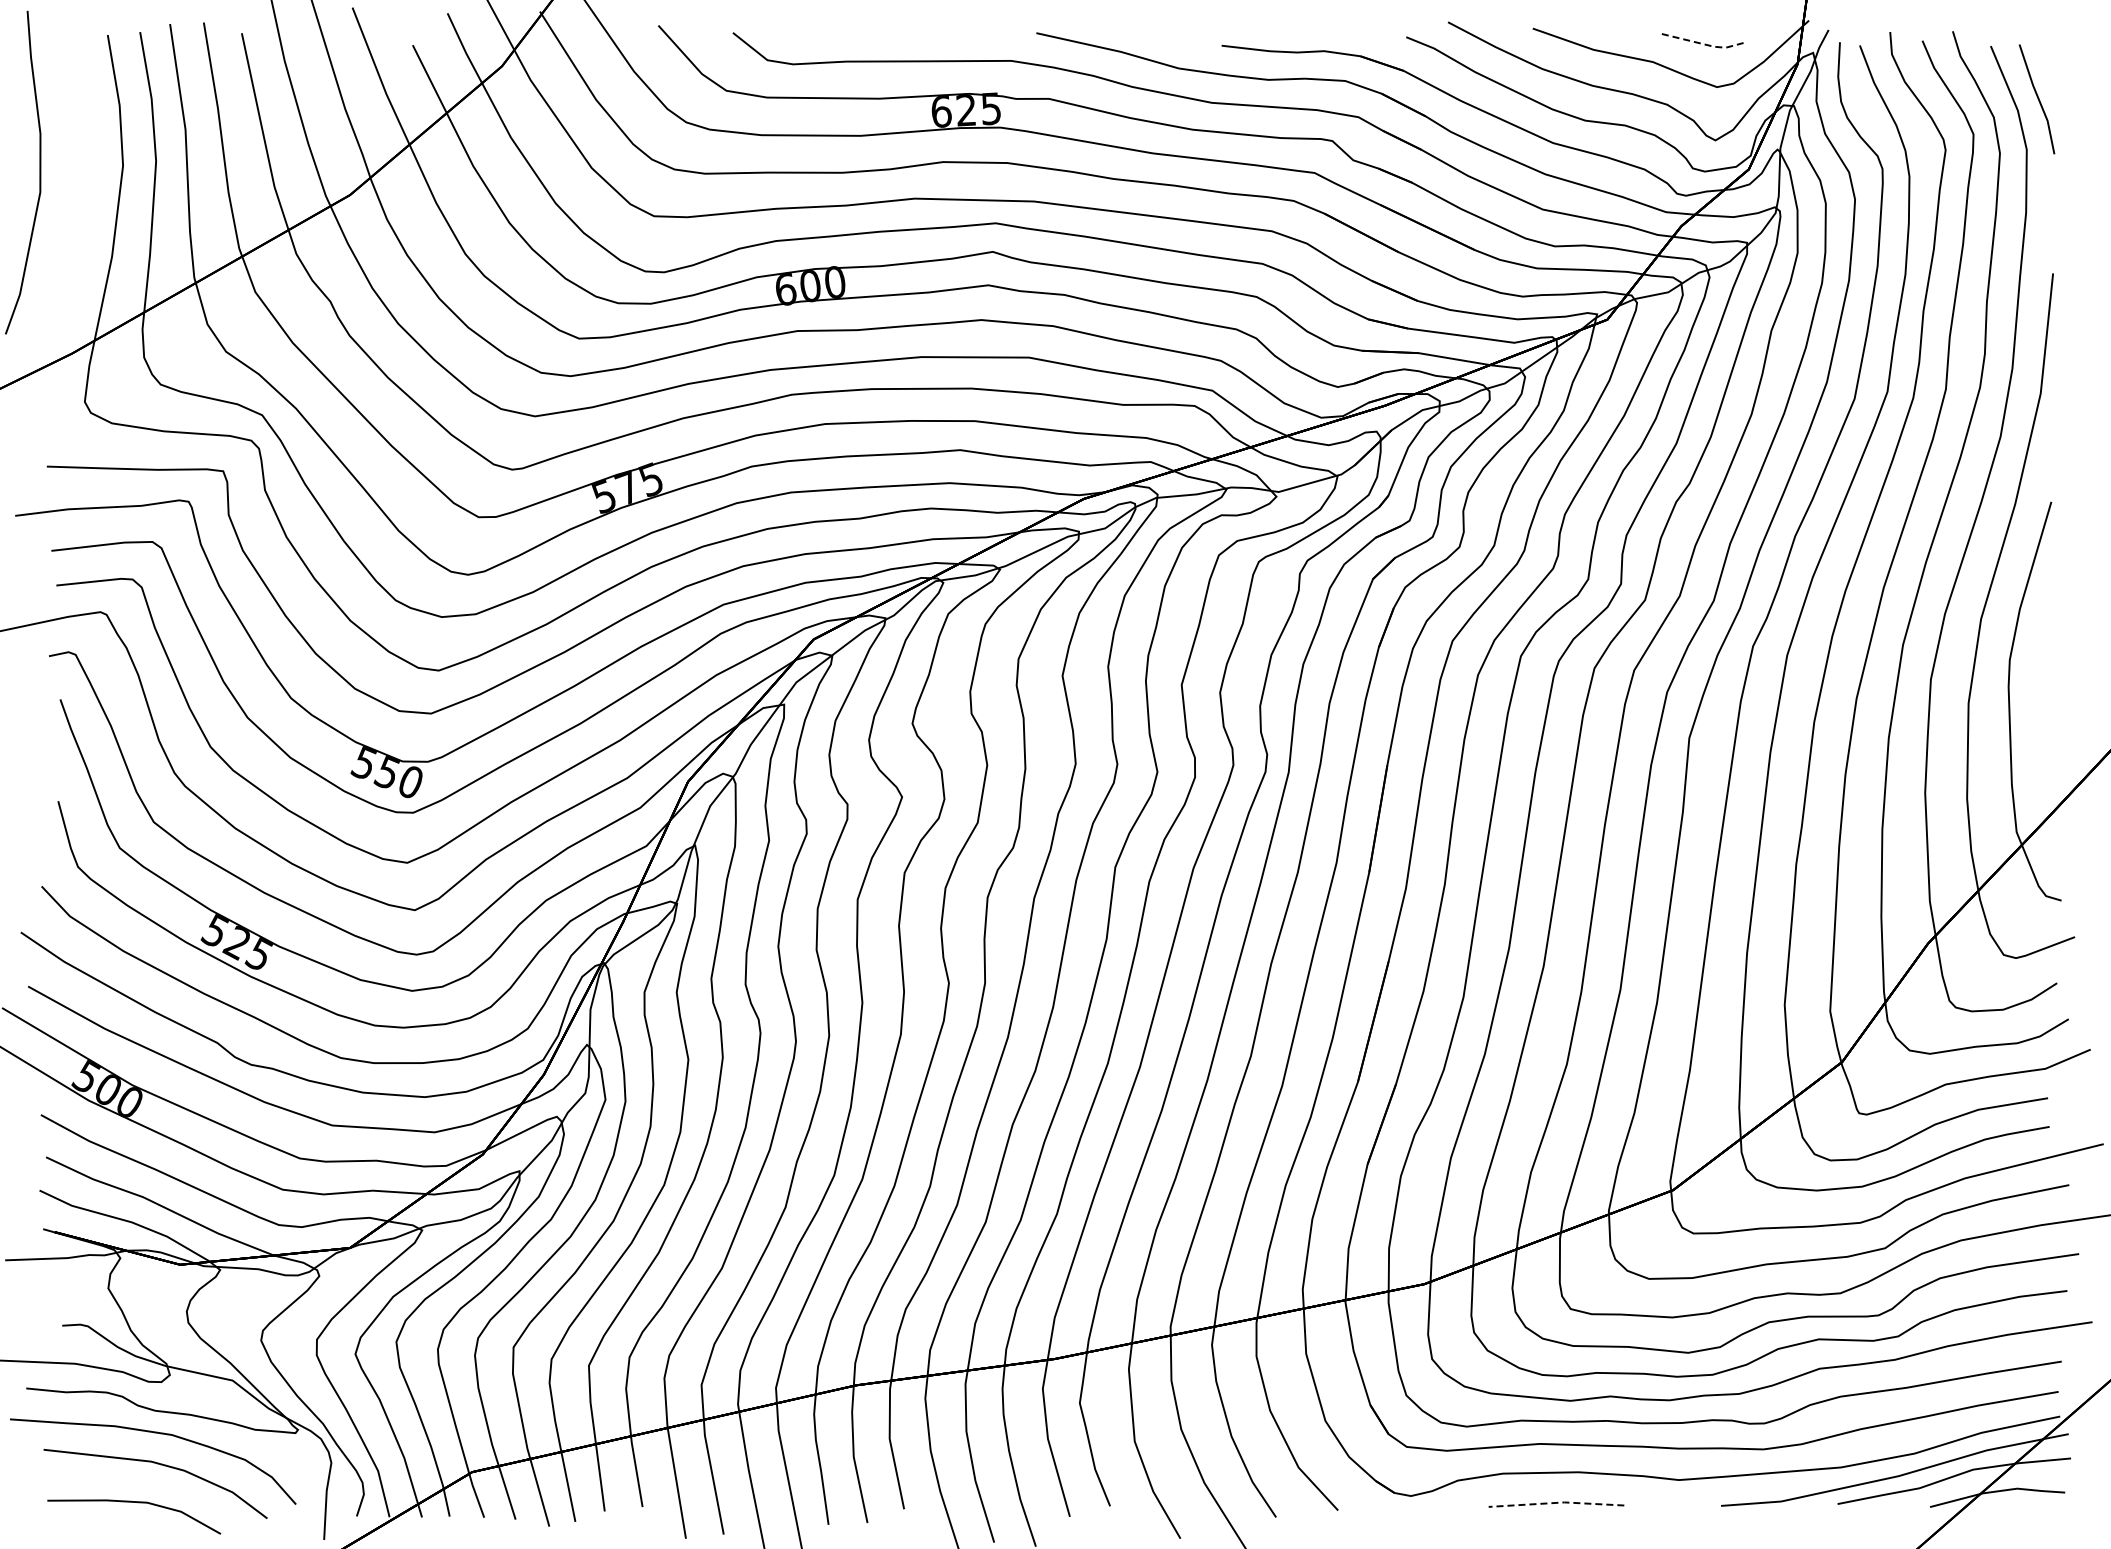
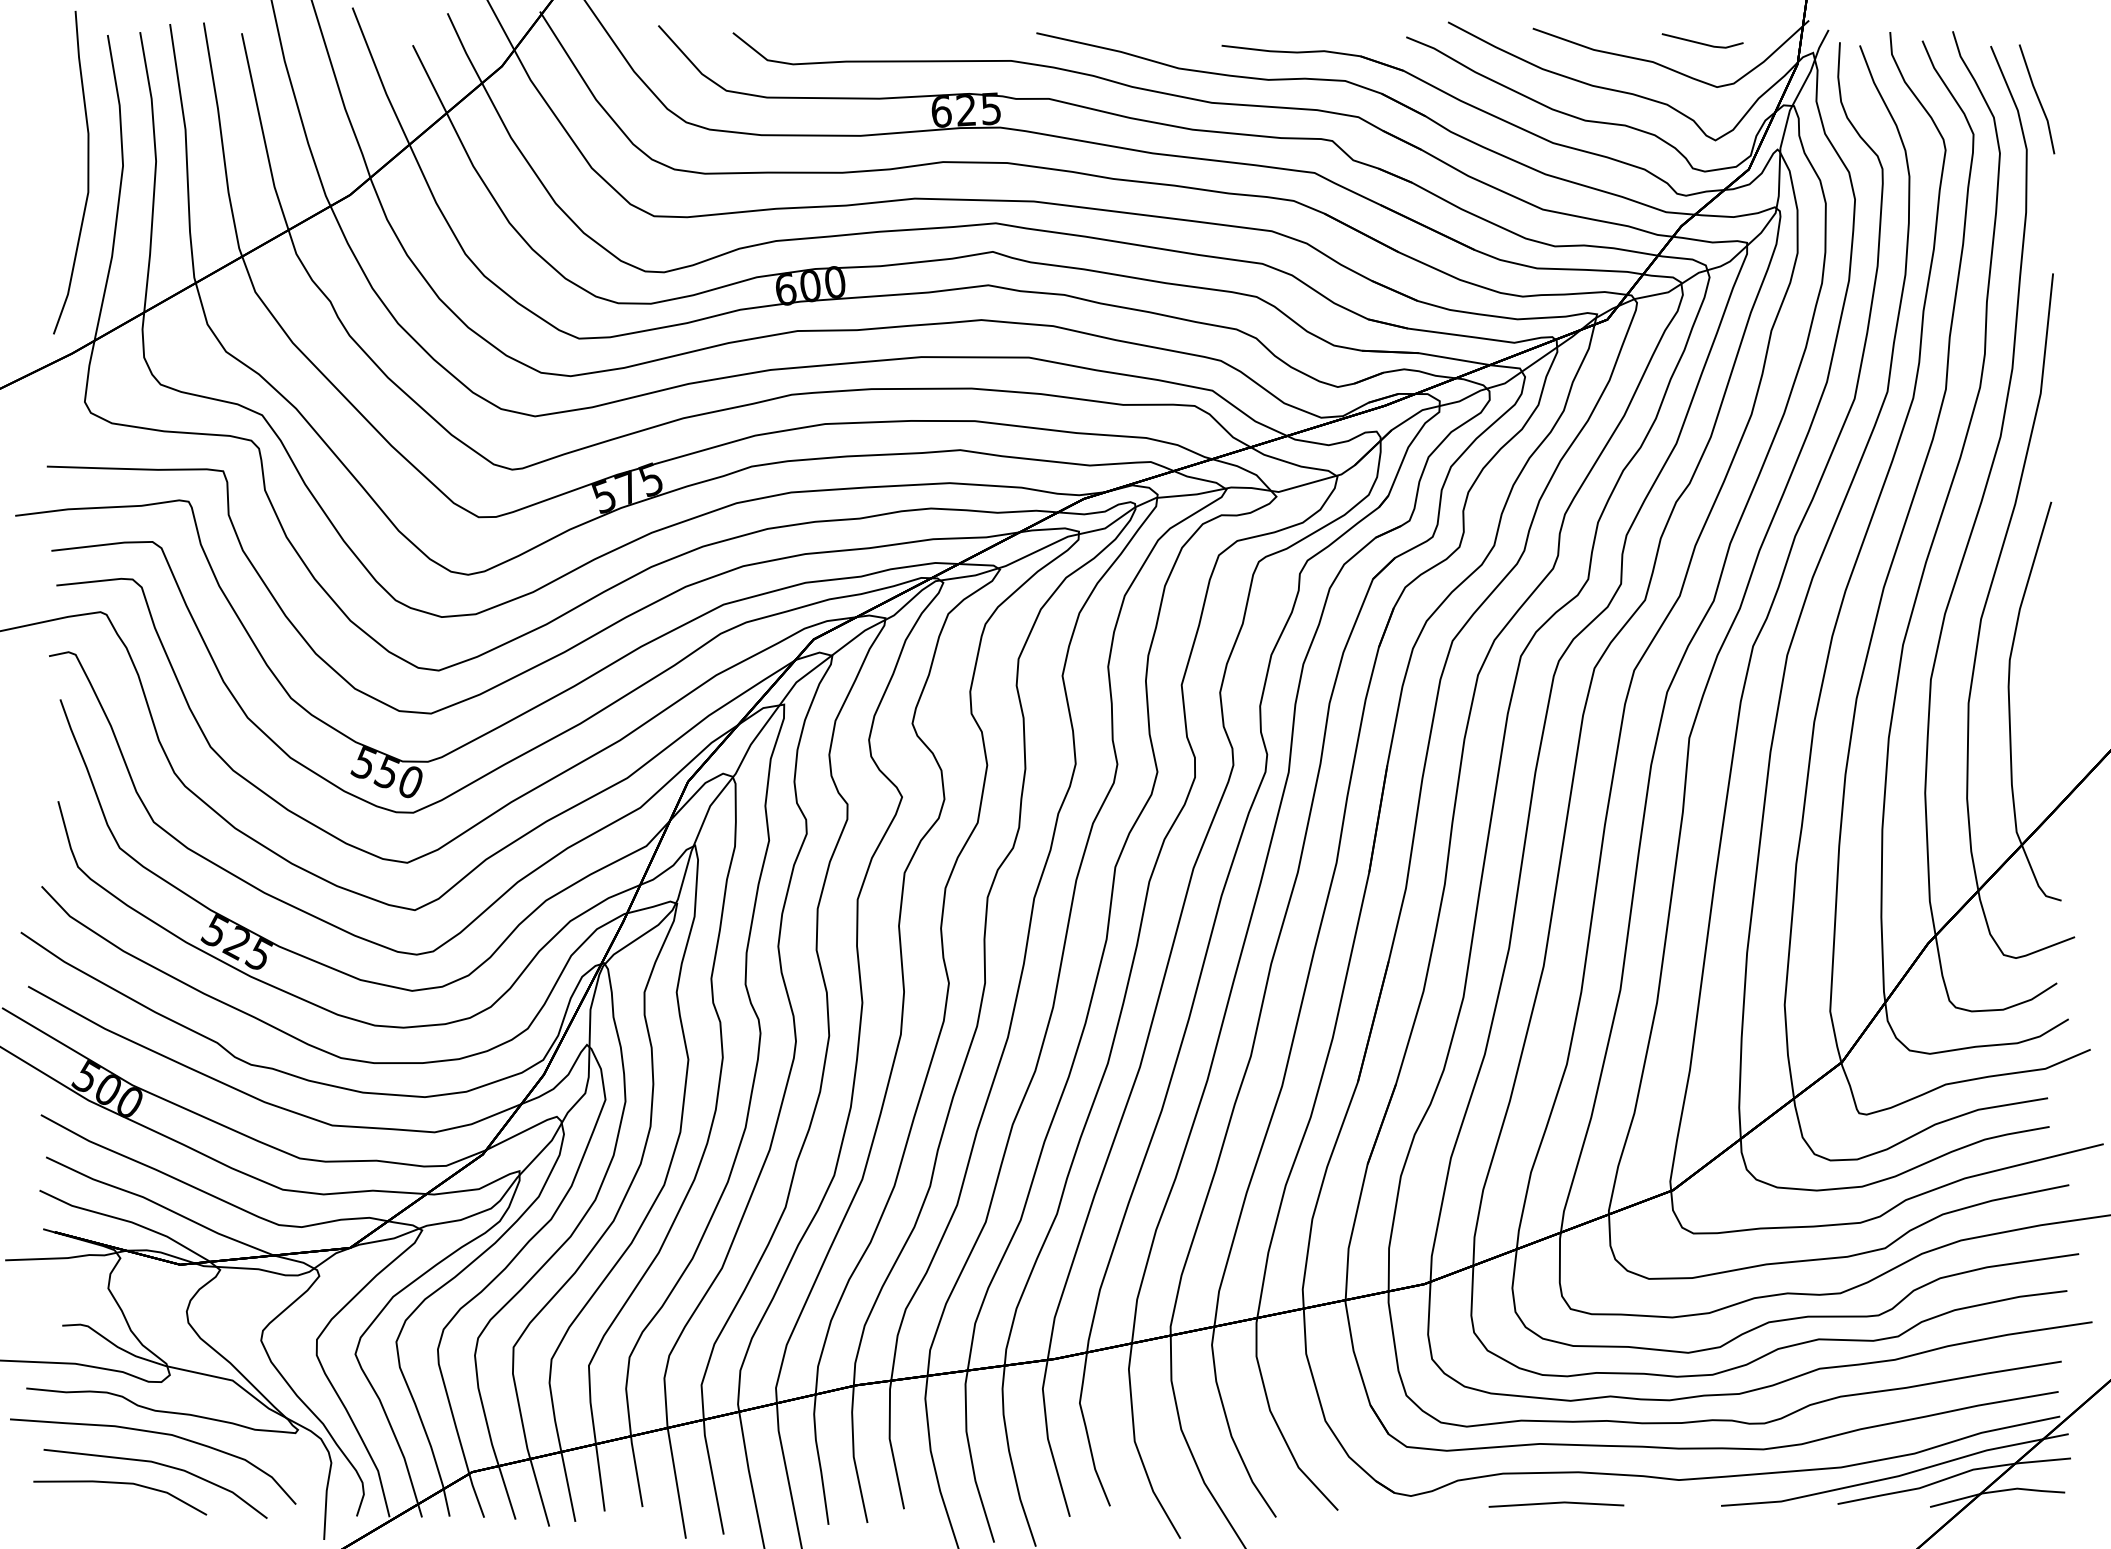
line: dashed -> solid (1704, 44)
curve position: (39, 172) -> (87, 172) (87, 172)
line: dashed -> solid (1556, 1502)
line position: (138, 1503) -> (124, 1484) (124, 1484)
